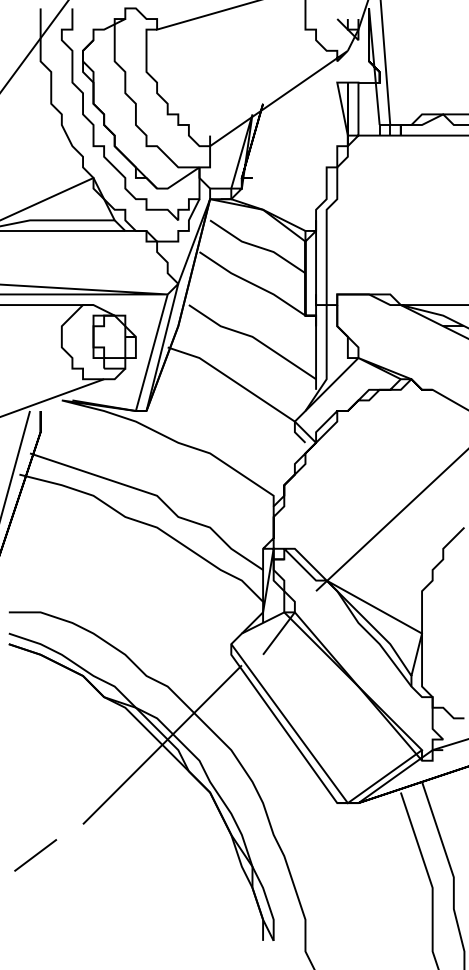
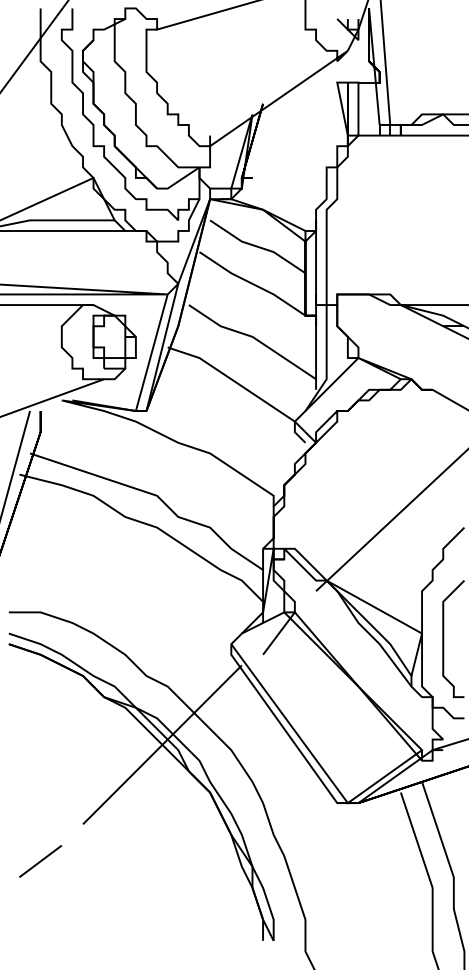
curve: none -> present (444, 638)
line position: (35, 855) -> (40, 861) (40, 861)
